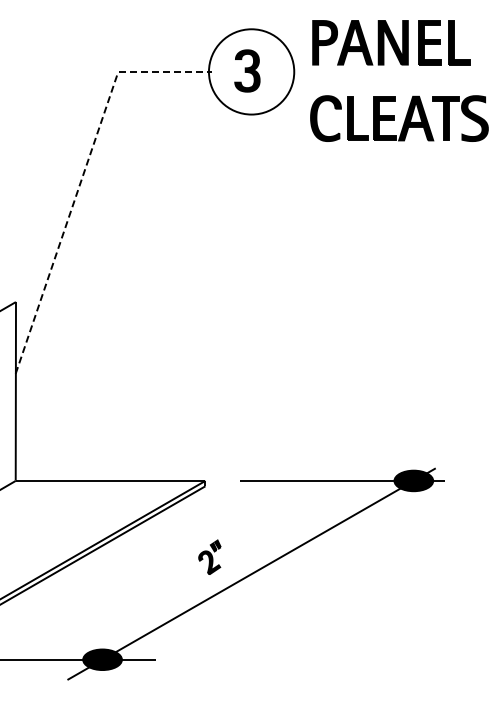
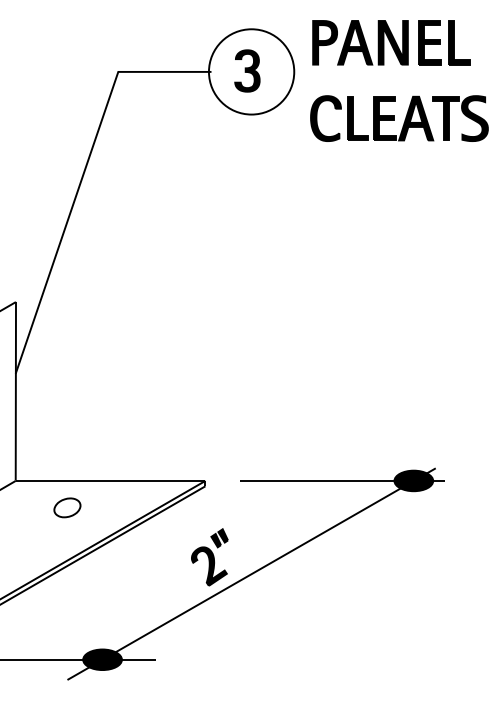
line: dashed -> solid (82, 177)
part: none -> present (67, 507)
part size: 24x36 px -> 38x59 px (209, 557)
